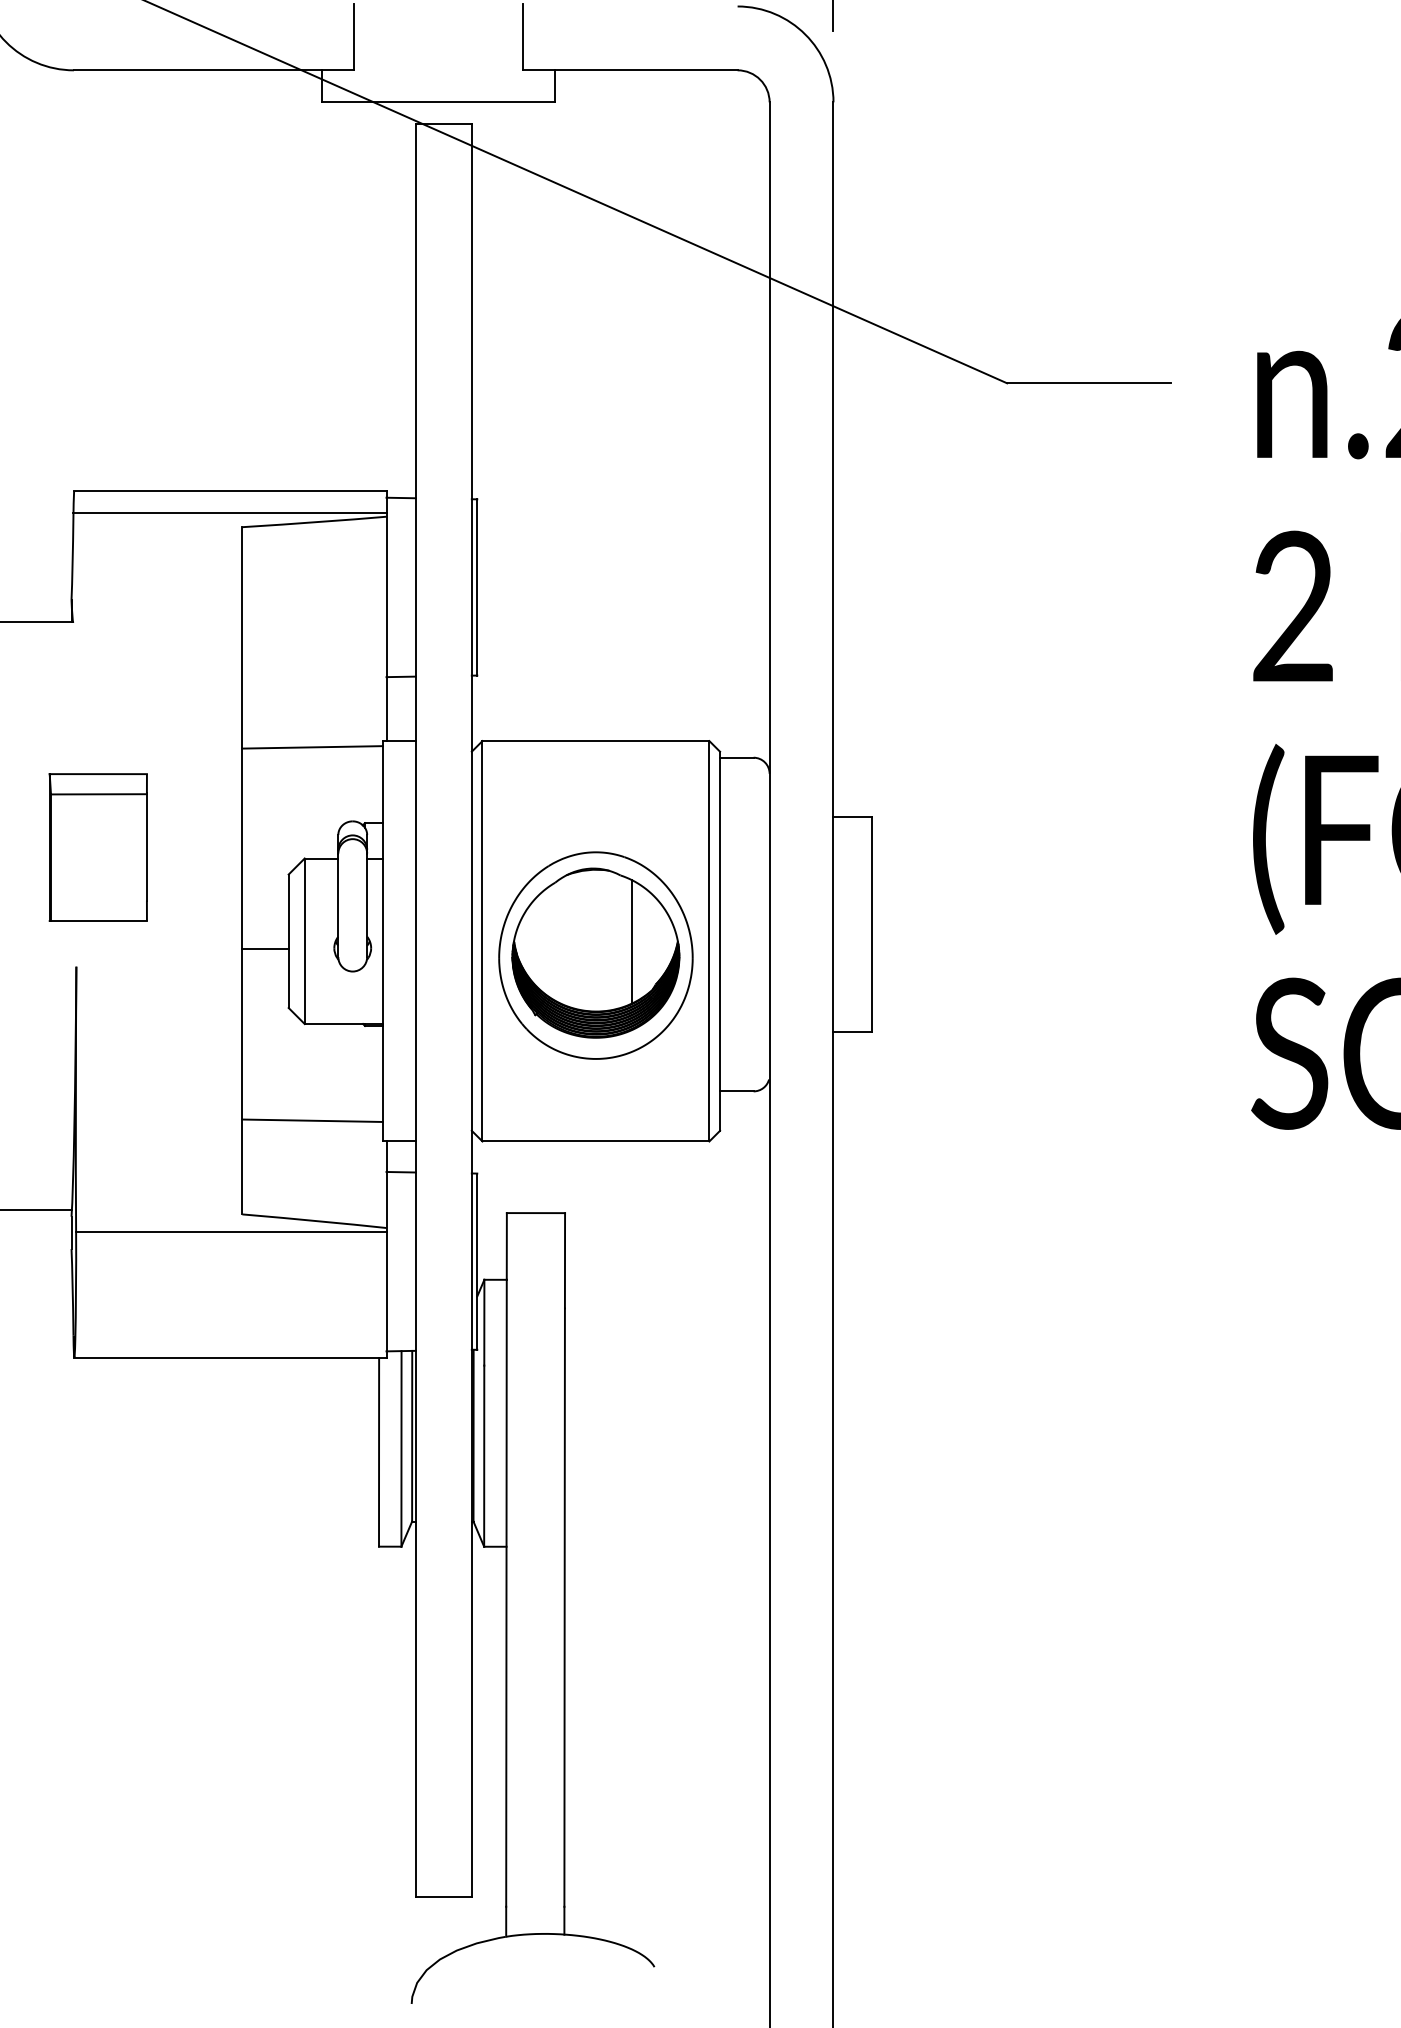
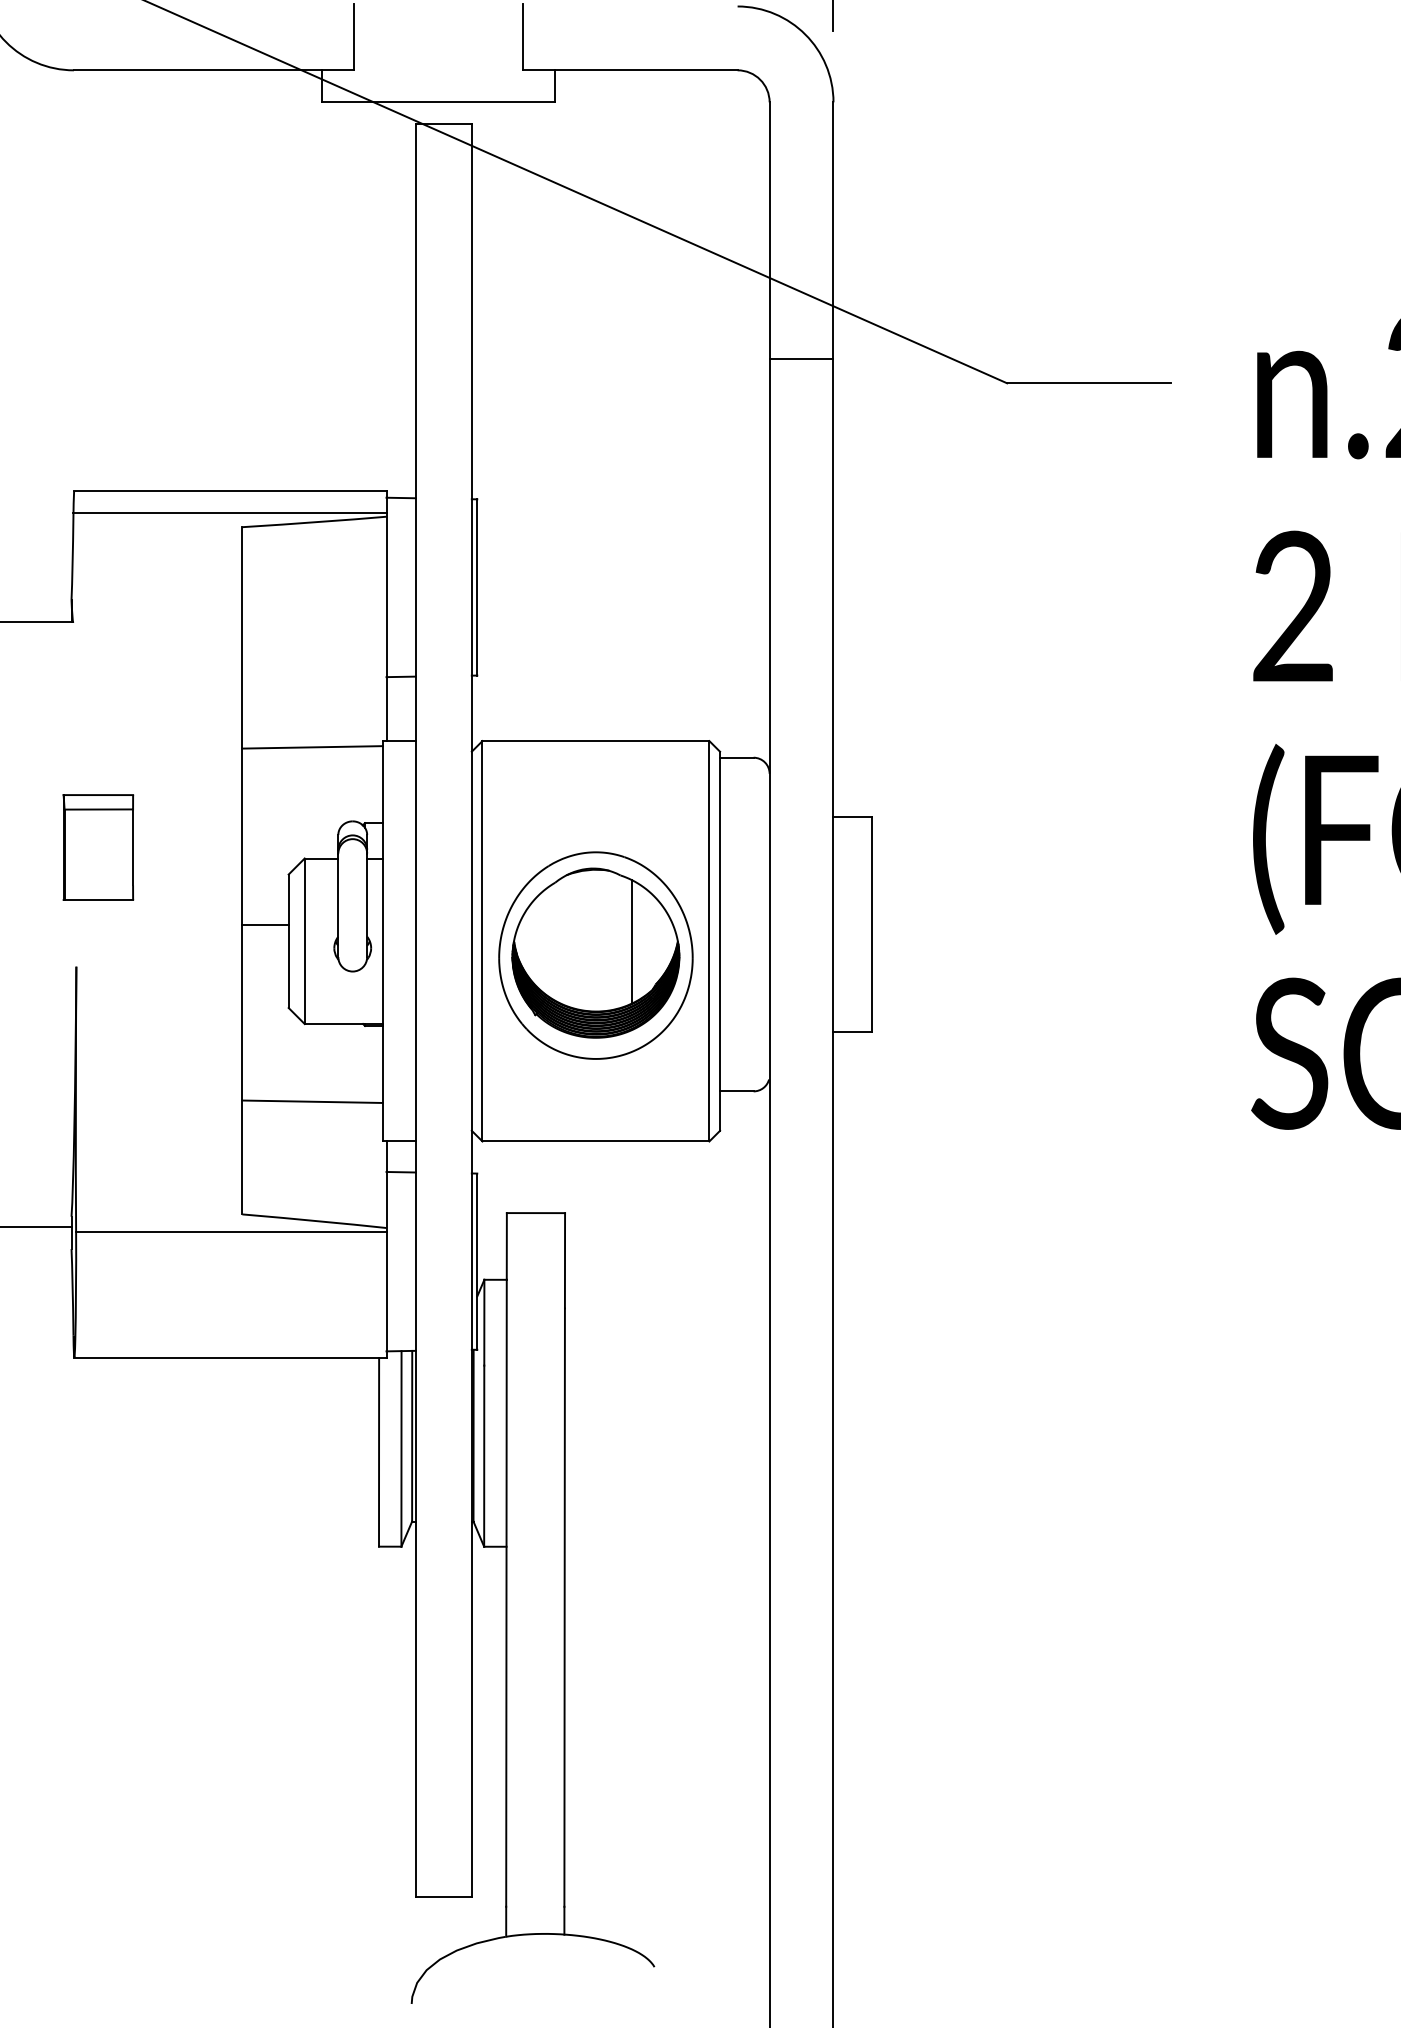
line: none -> present (801, 358)
part size: 100x149 px -> 73x107 px (98, 847)
line position: (265, 948) -> (265, 924) (265, 924)
line position: (312, 1120) -> (312, 1101) (312, 1101)
line position: (36, 1210) -> (36, 1227) (36, 1227)
